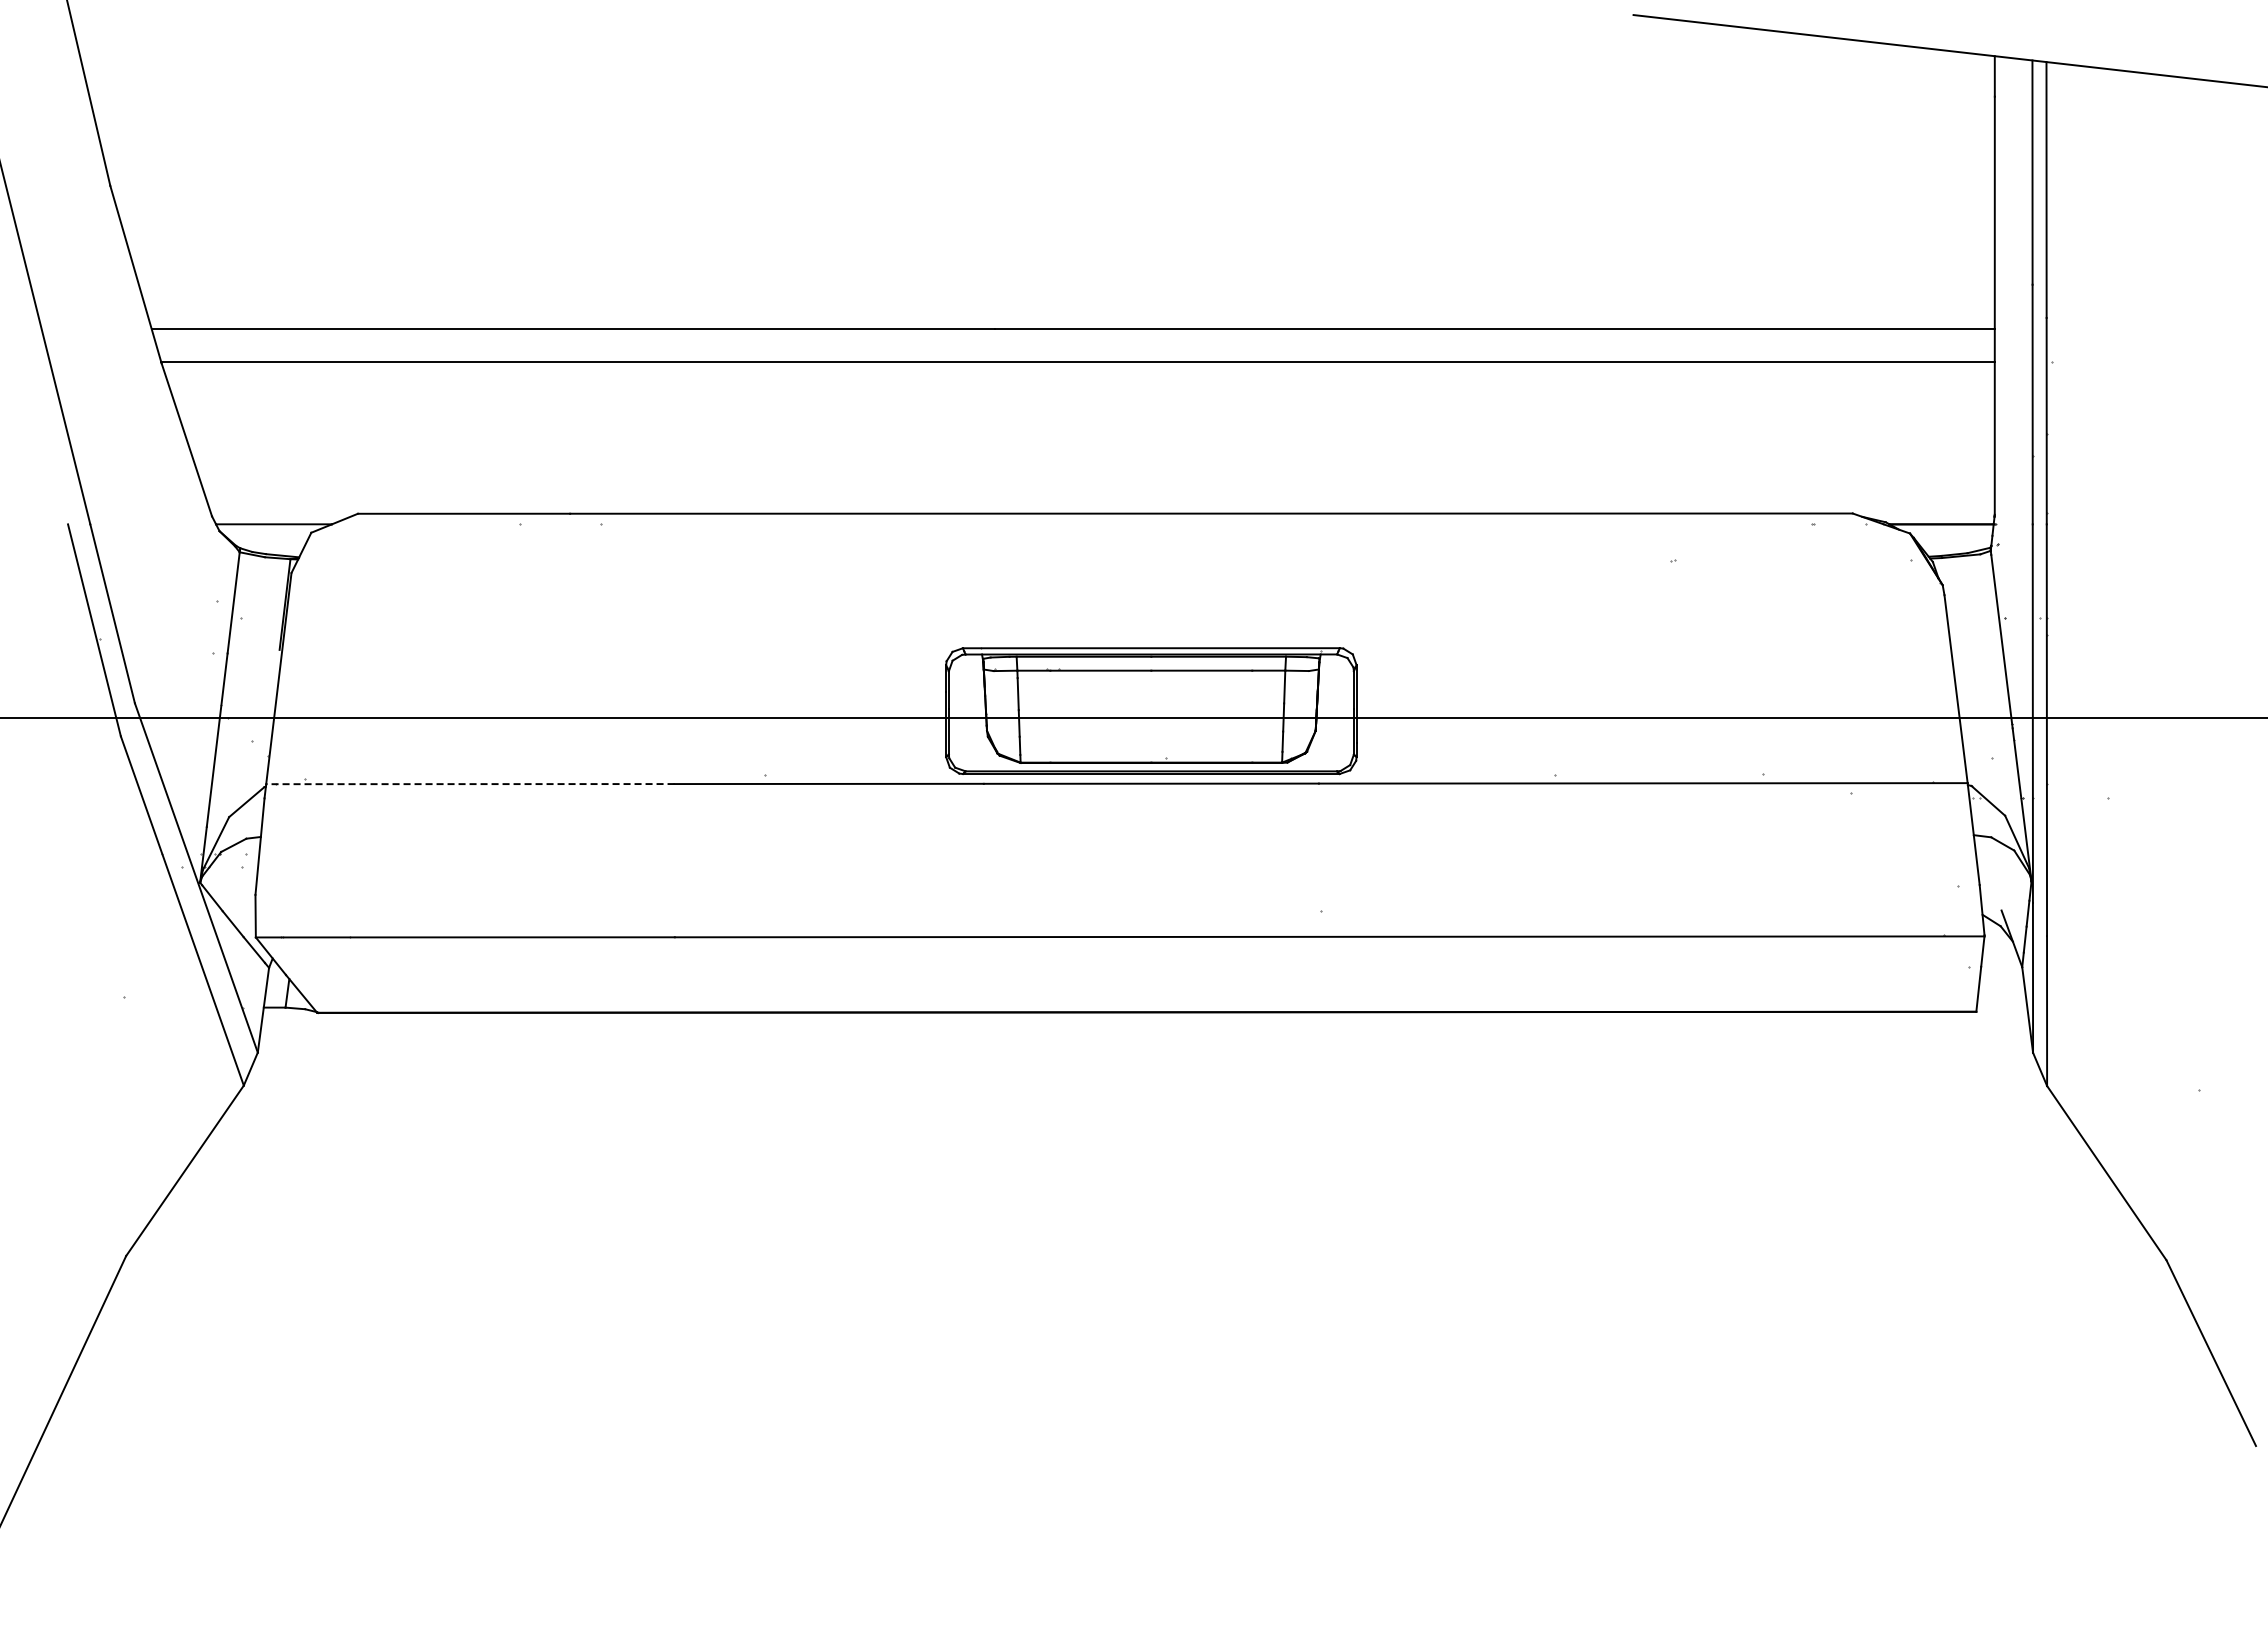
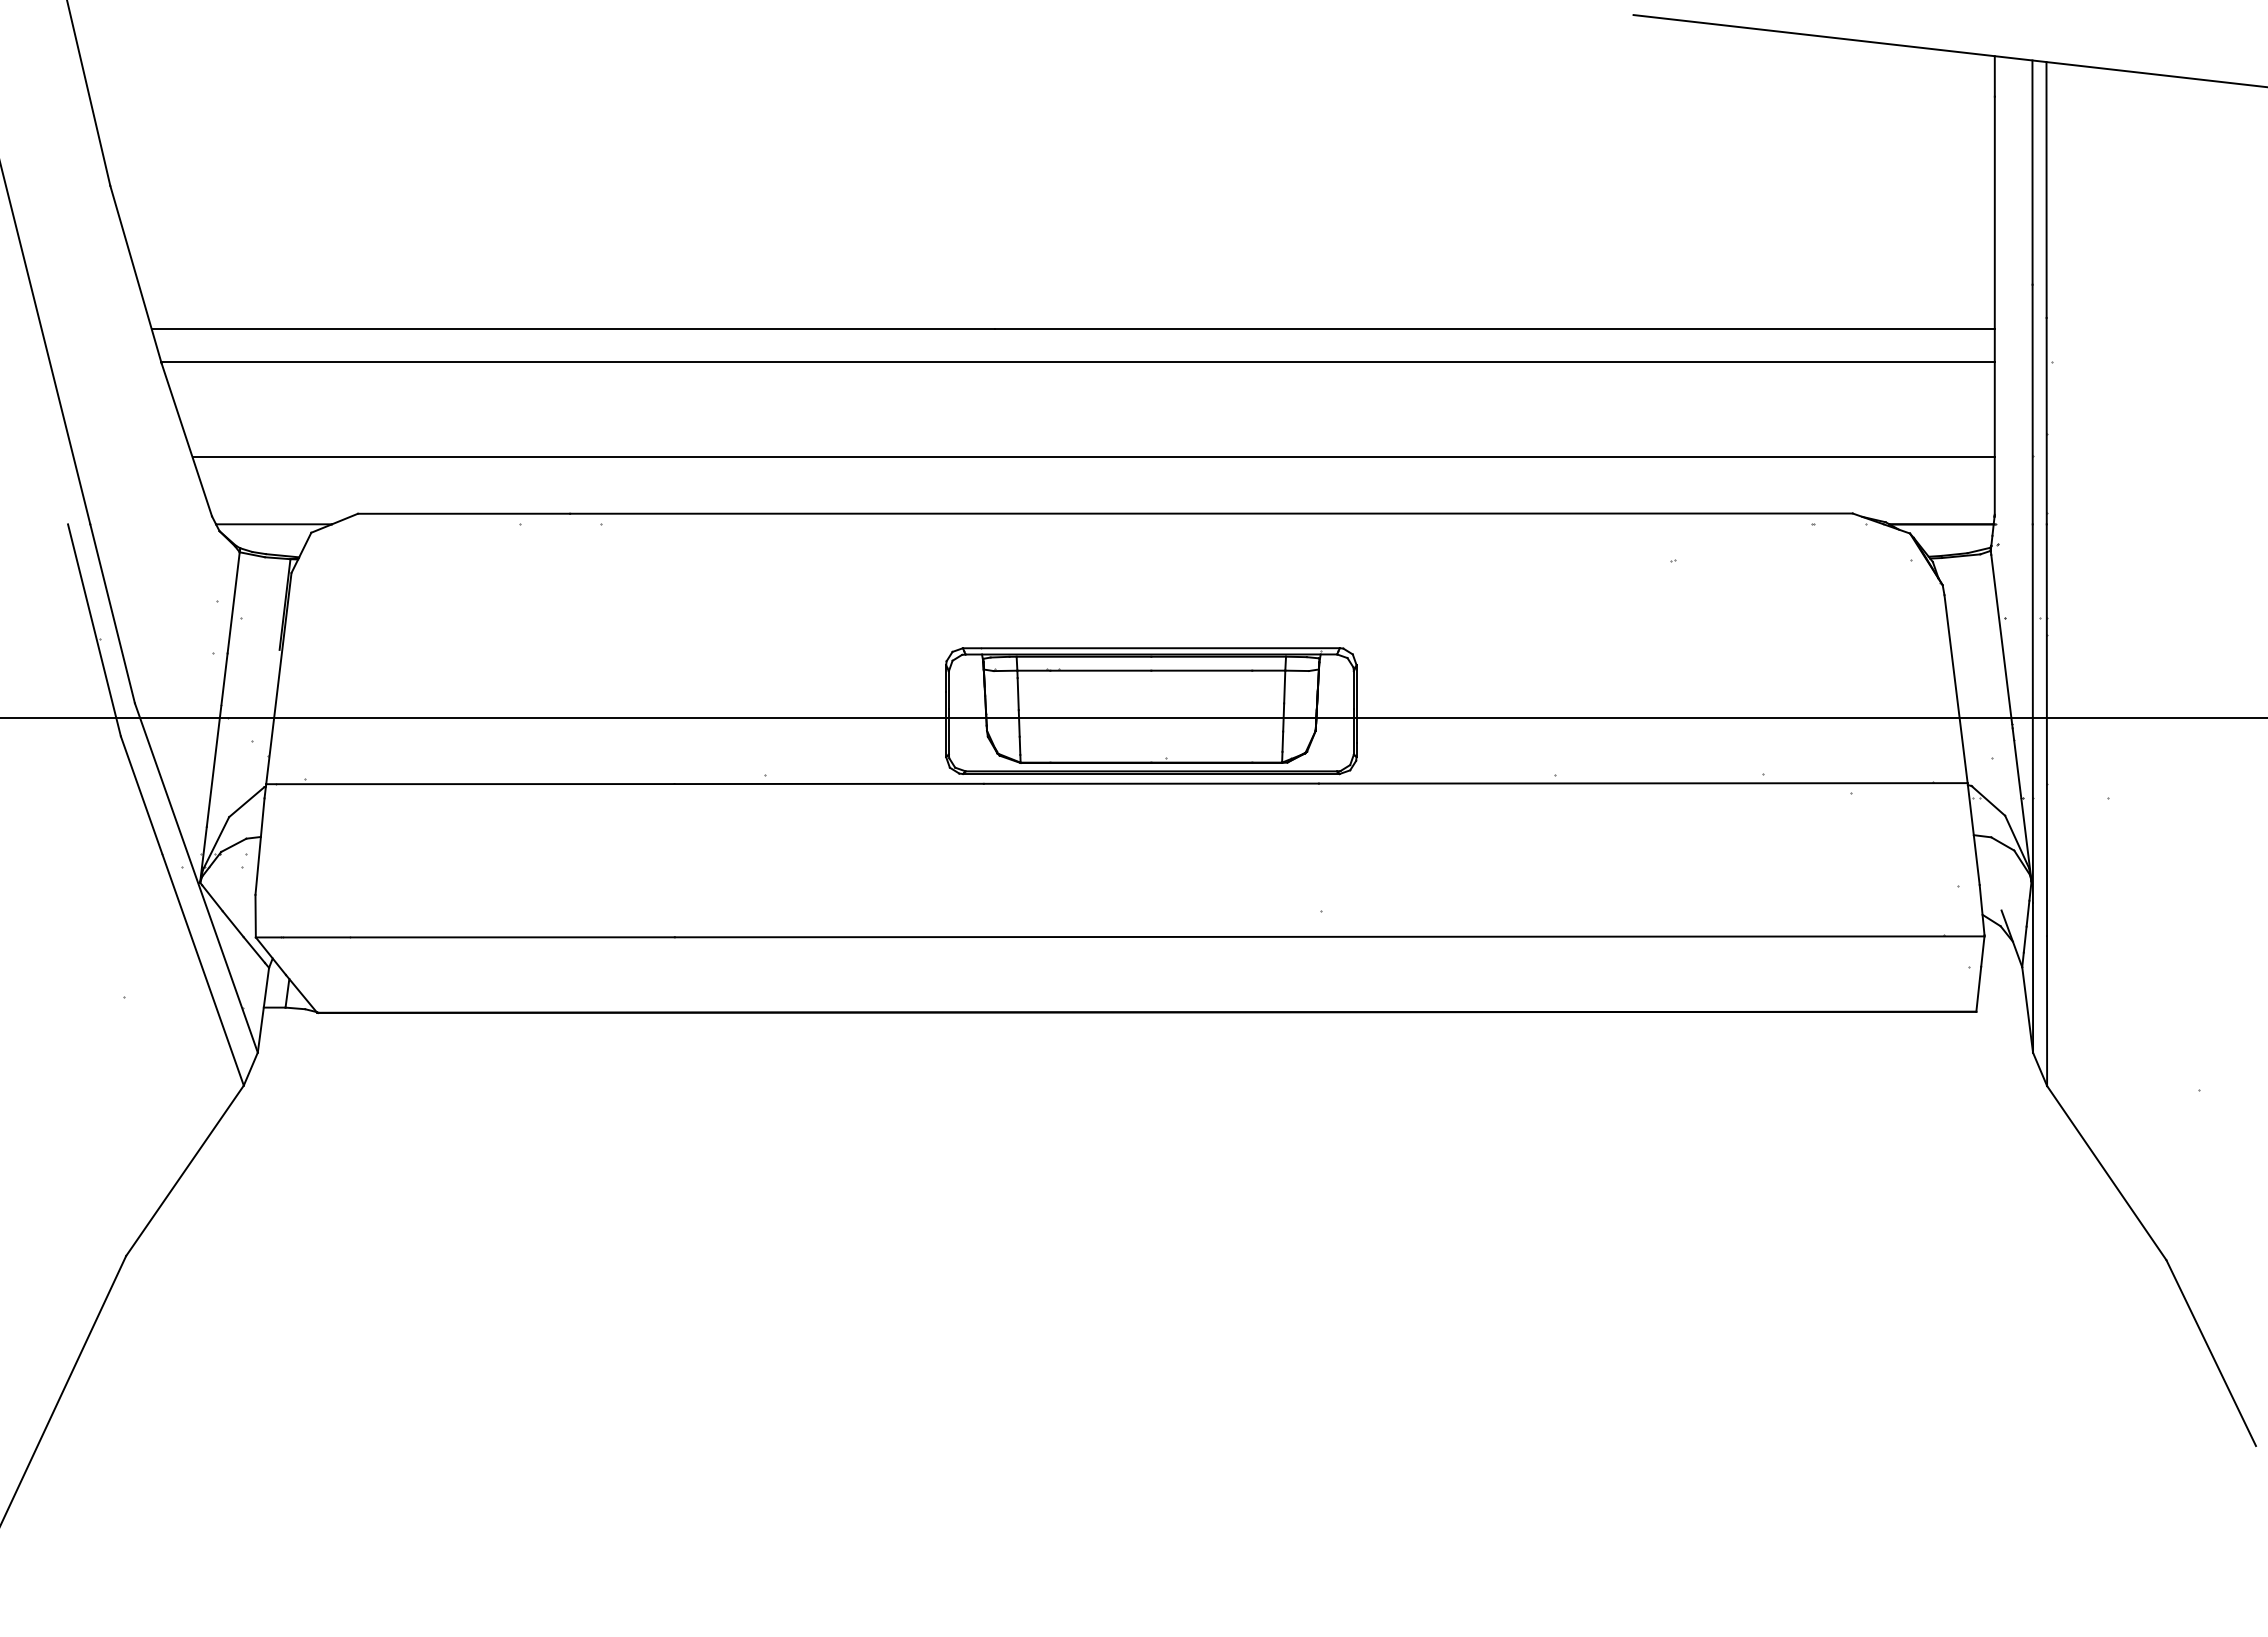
line: none -> present (1093, 457)
line: dashed -> solid (469, 784)
